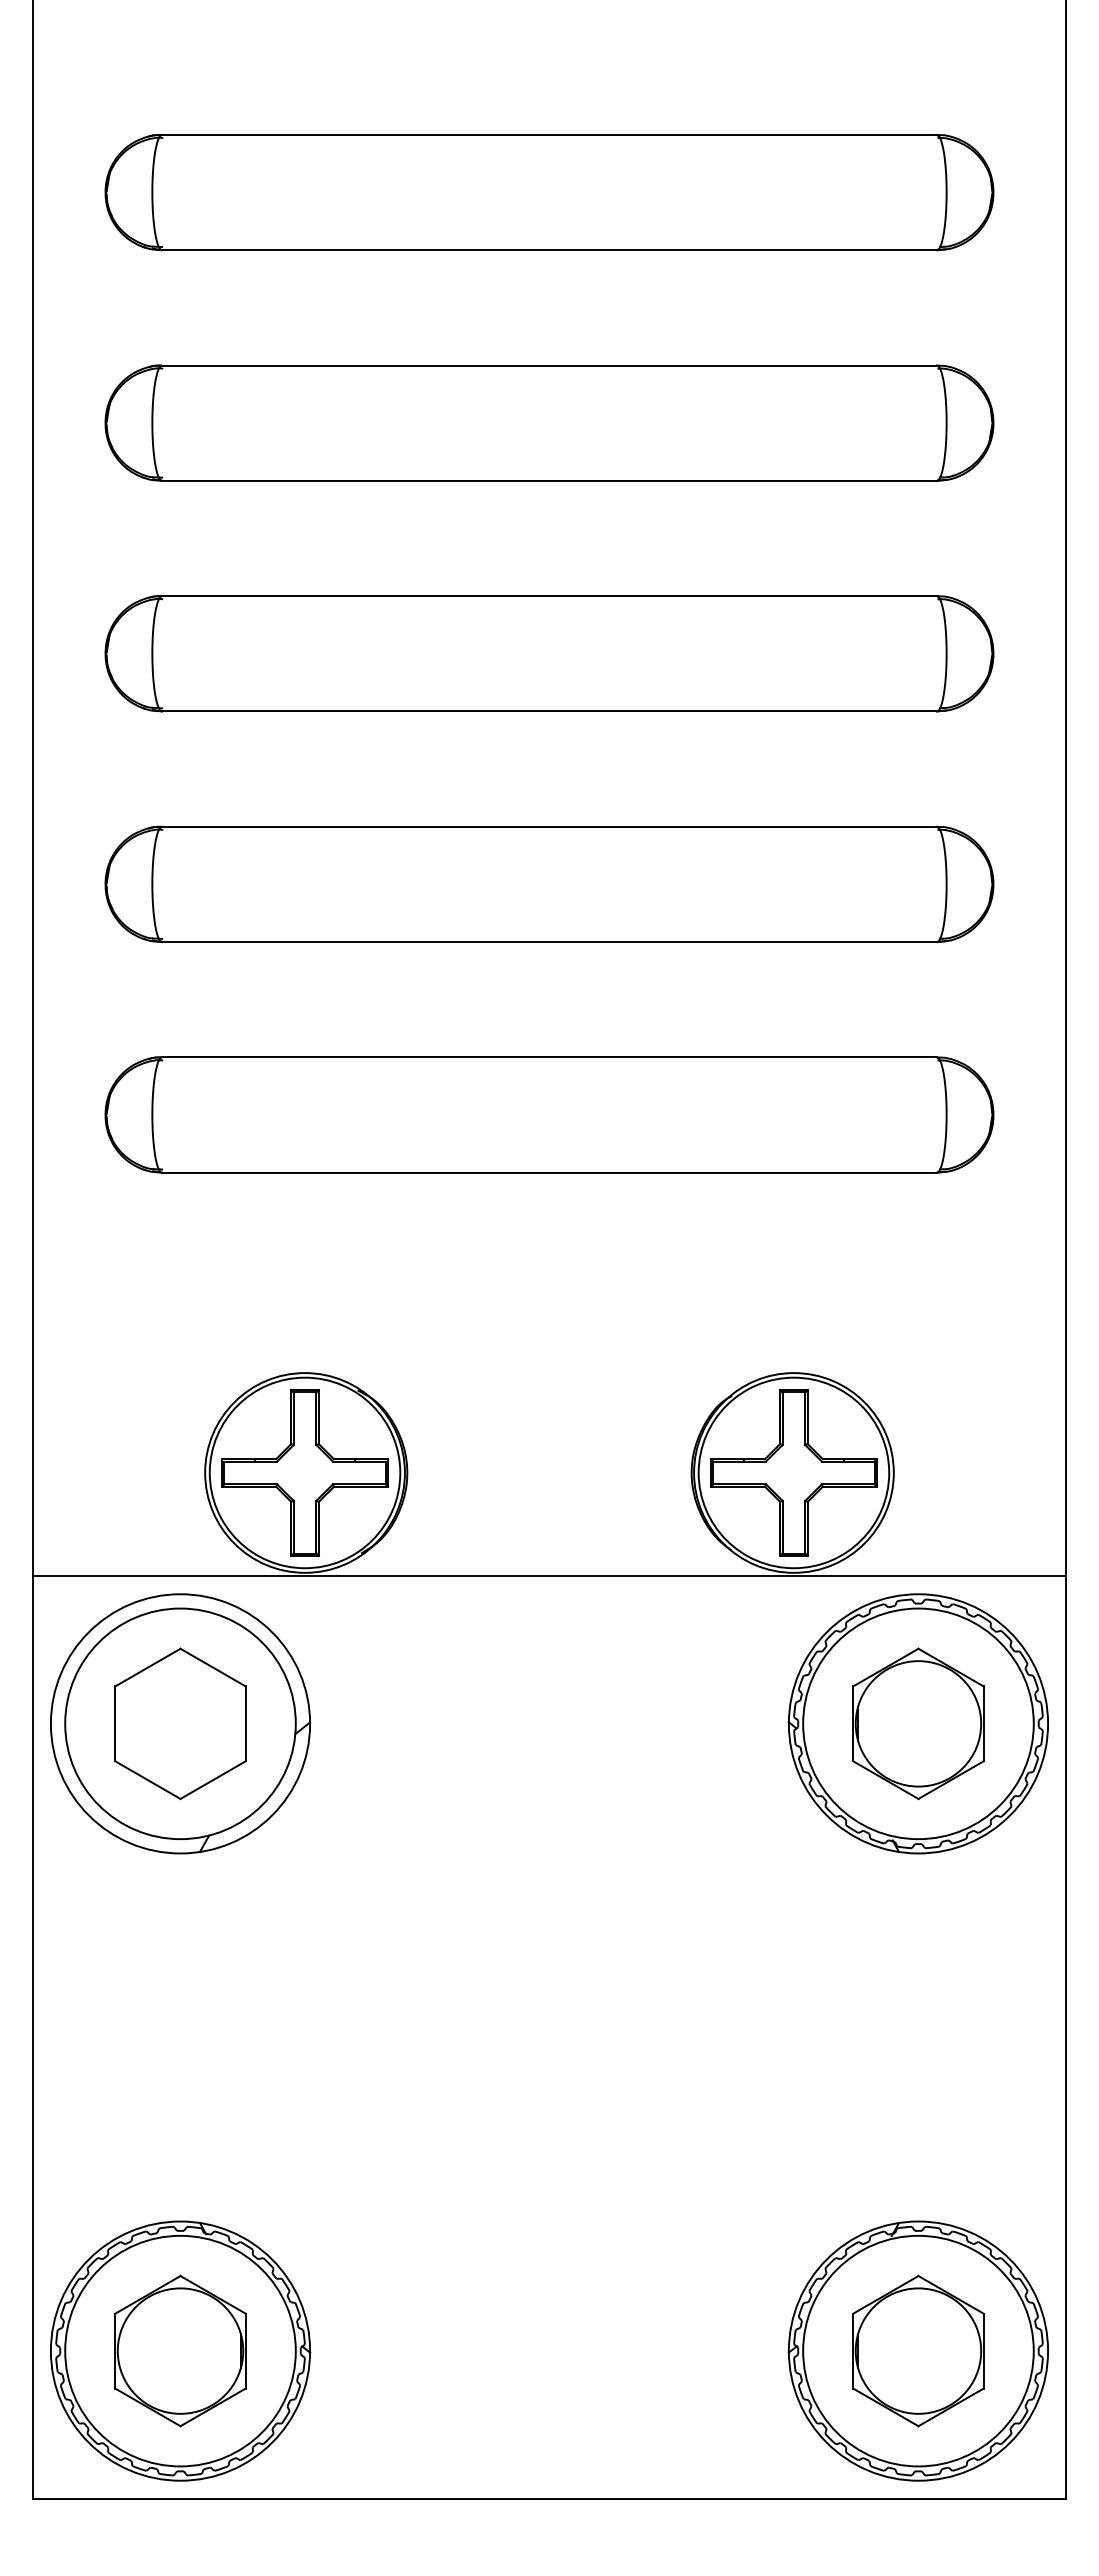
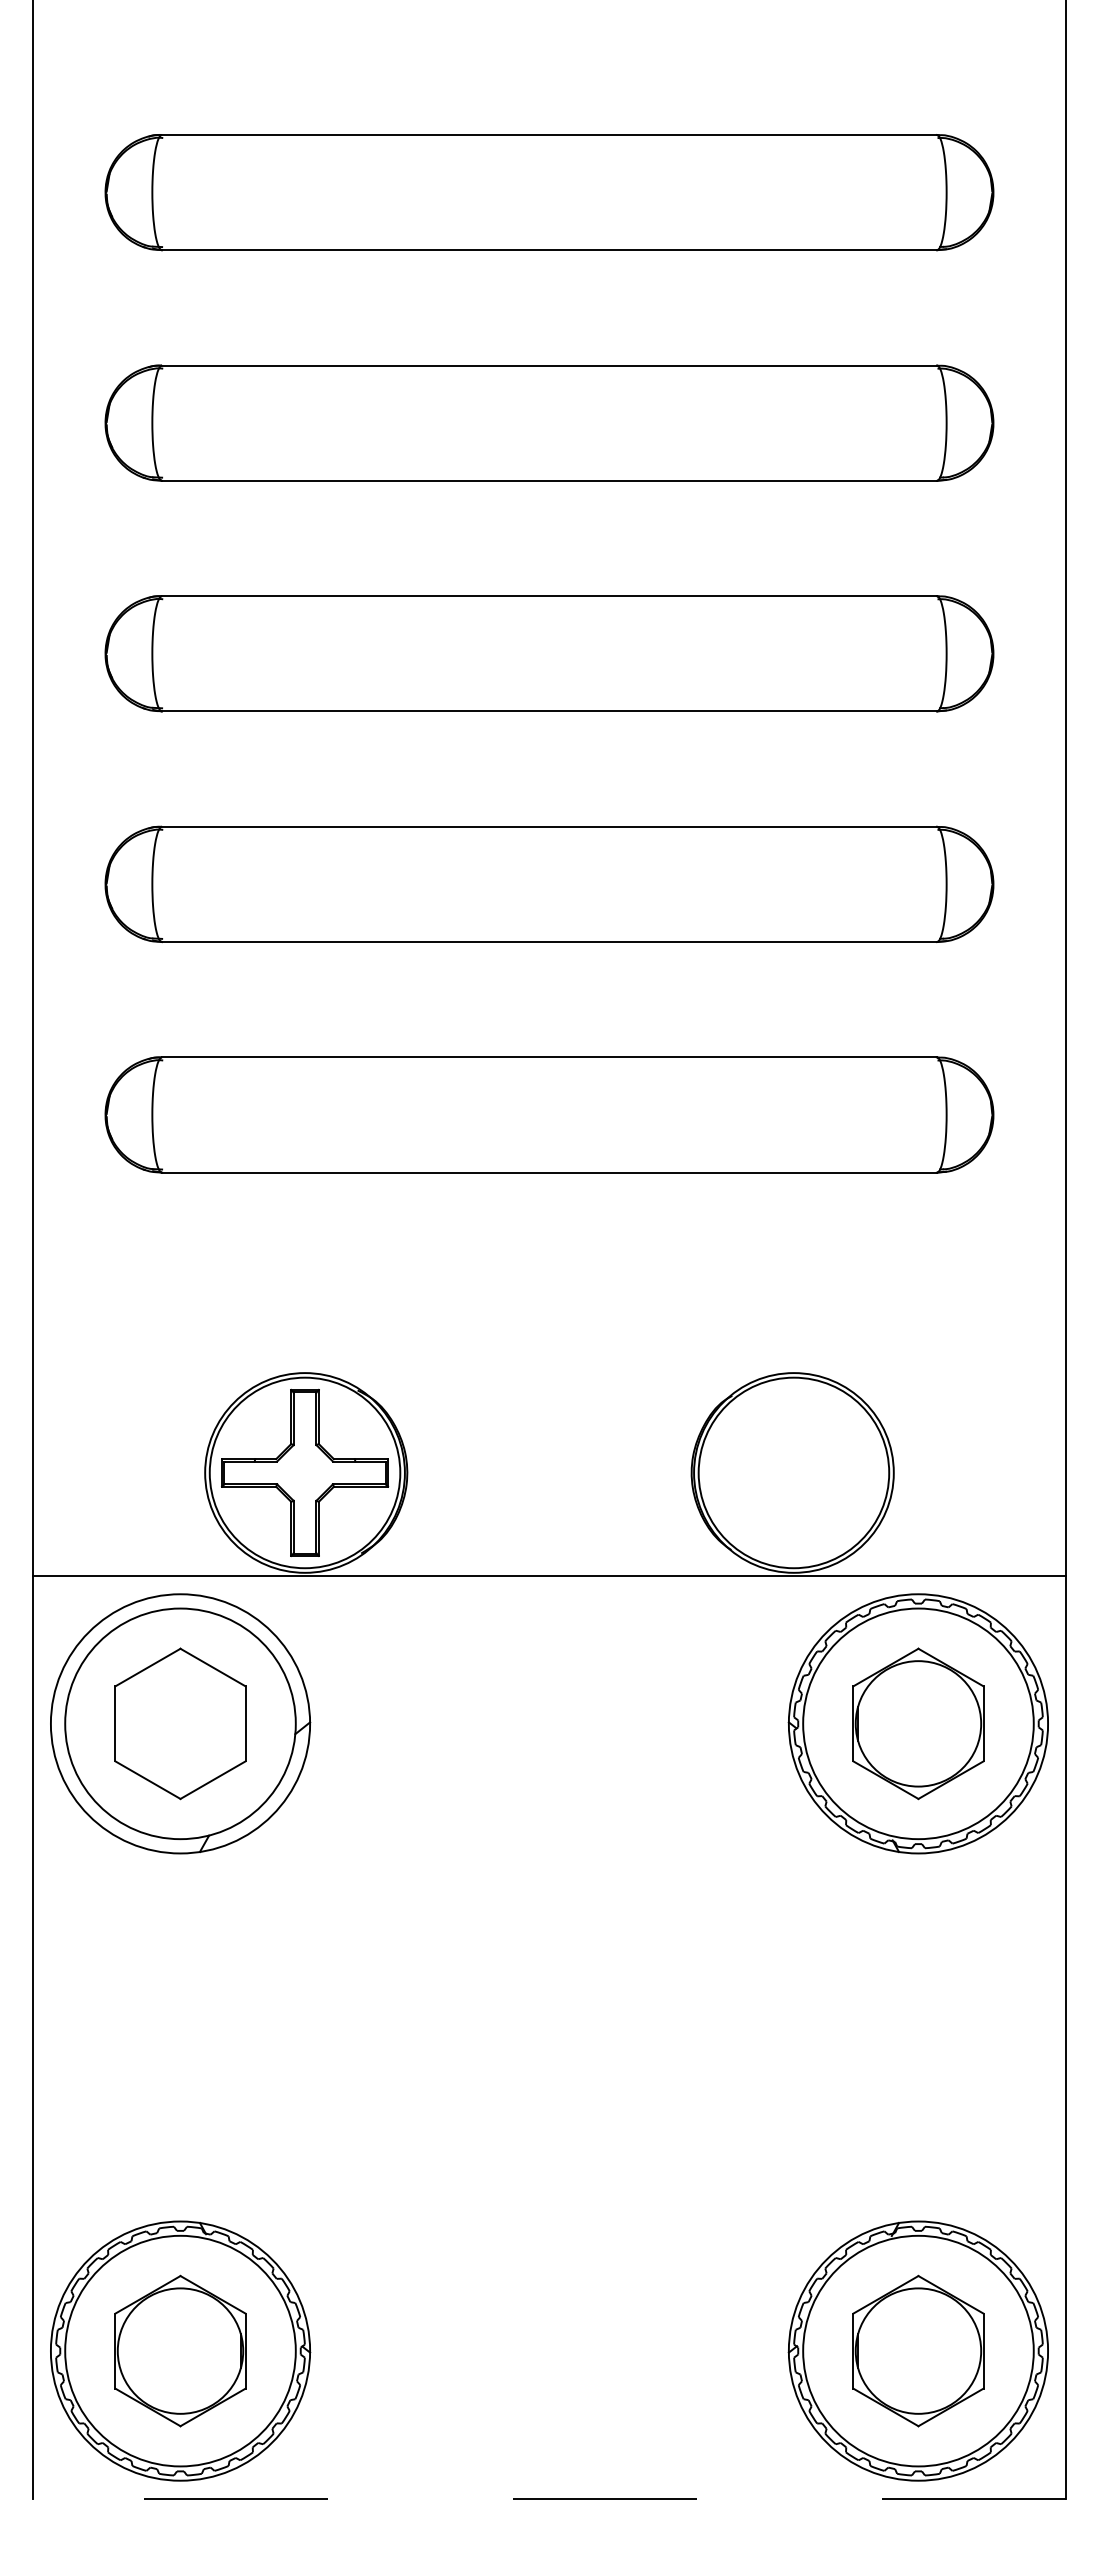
part: present -> none (793, 1472)
line: solid -> dashed (549, 2498)
